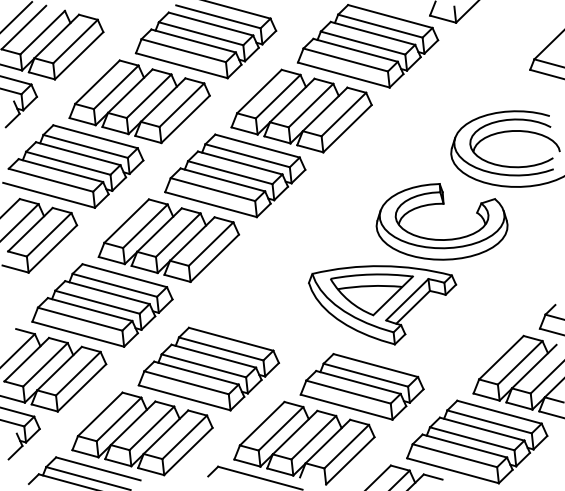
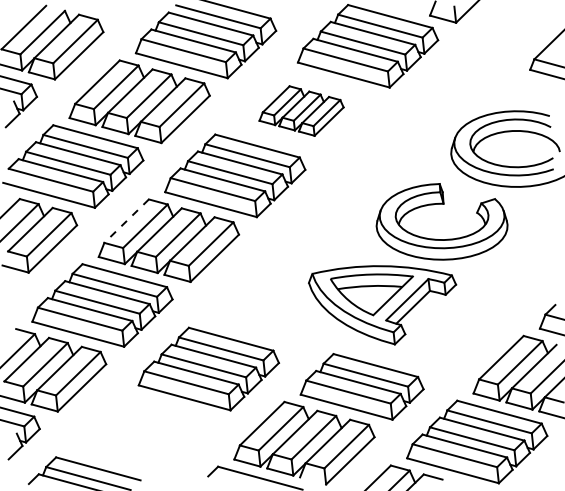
line: present -> none (17, 16)
part size: 143x86 px -> 87x52 px (301, 110)
line: solid -> dashed (126, 221)
part: present -> none (142, 433)
